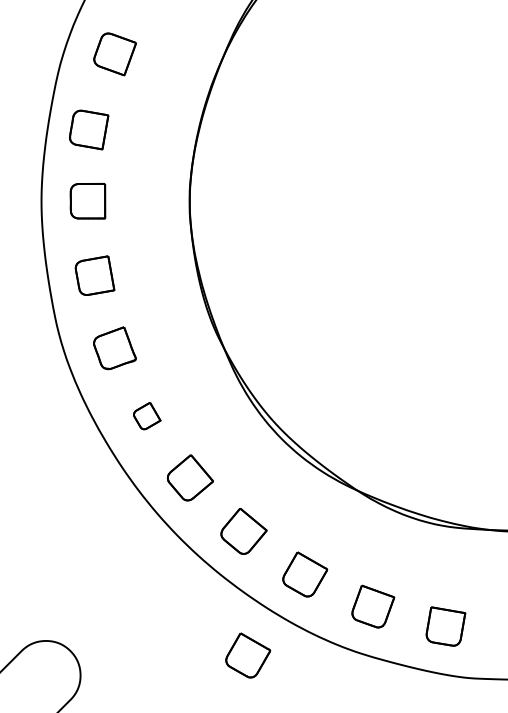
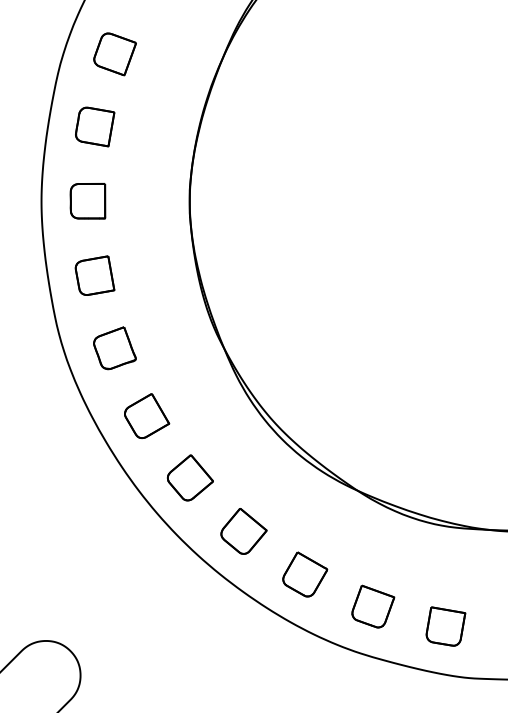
part position: (89, 129) -> (95, 126) (95, 126)
part size: 29x29 px -> 47x46 px (147, 415)
part: present -> none (248, 655)
